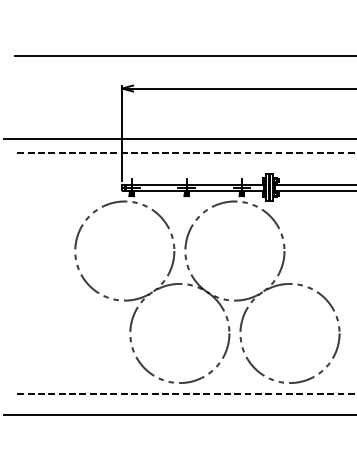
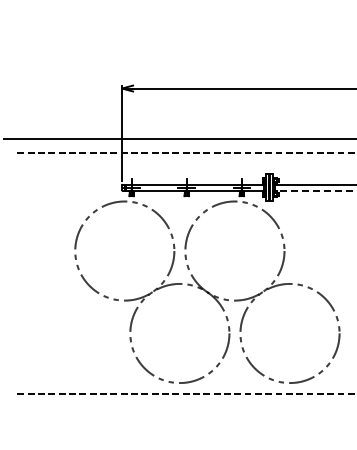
line: present -> none (183, 55)
line: solid -> dashed (315, 190)
line: present -> none (178, 414)
